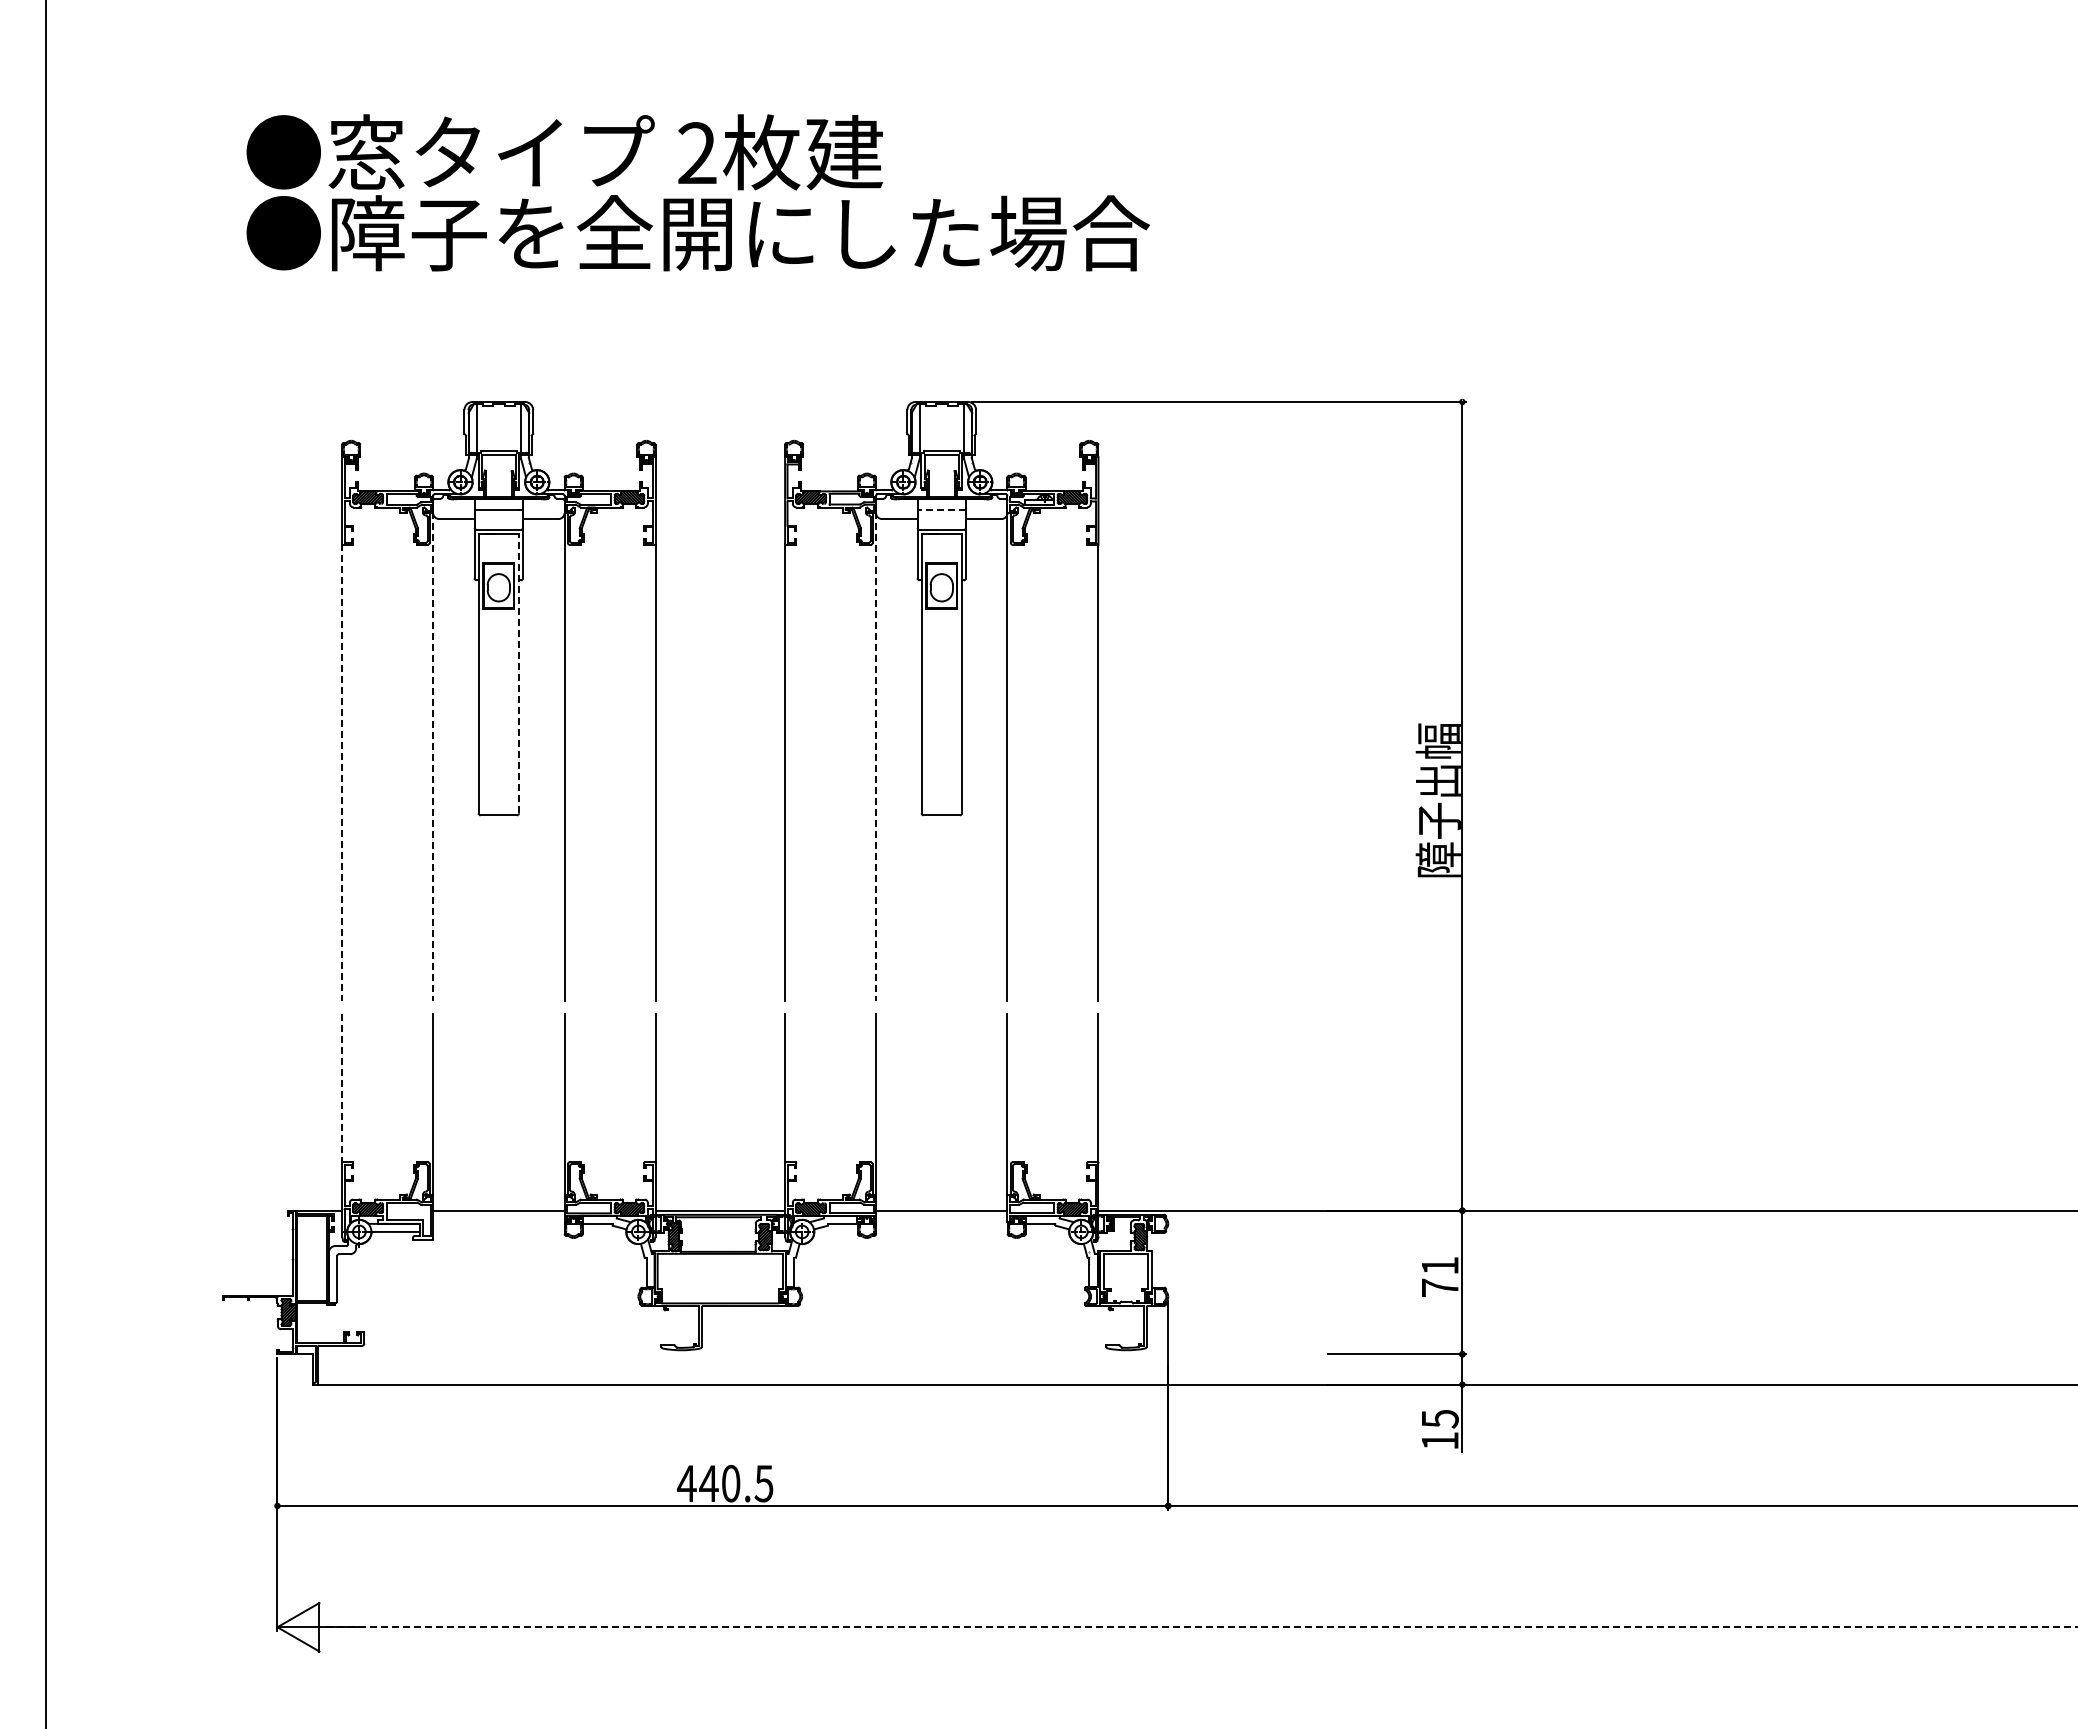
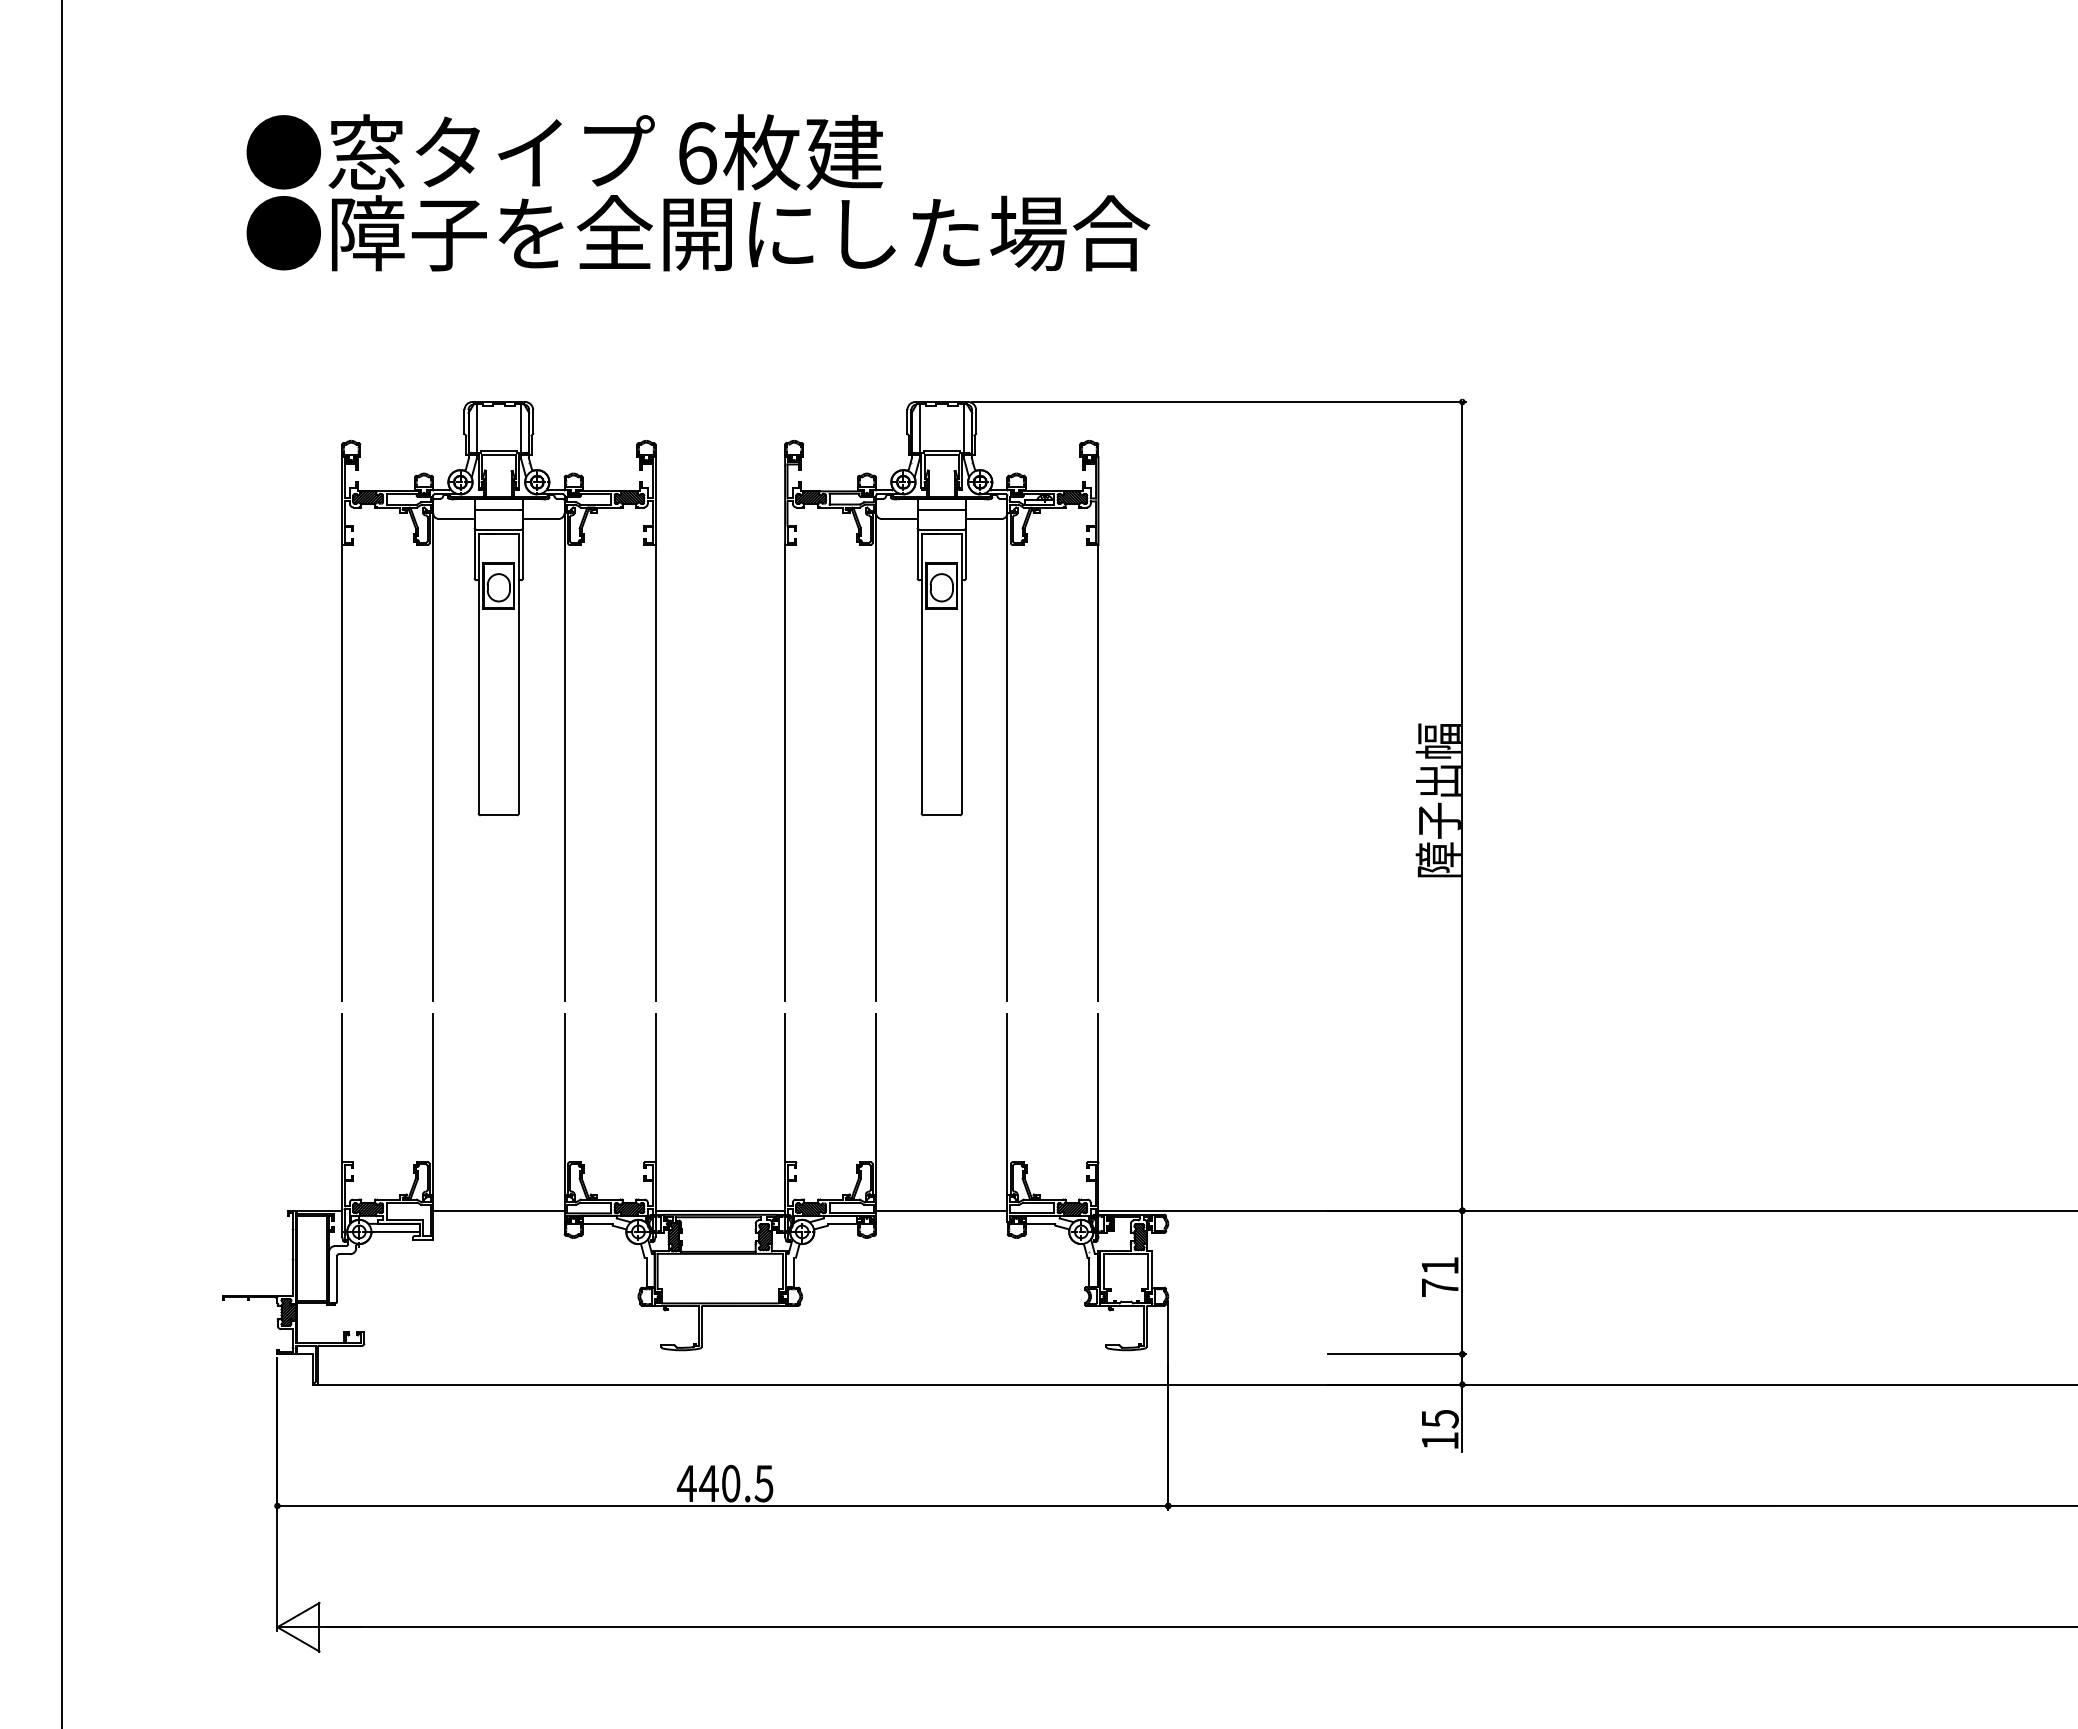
text: 2 -> 6 (697, 153)
line: dashed -> solid (941, 509)
line: dashed -> solid (519, 673)
line: dashed -> solid (433, 756)
line: dashed -> solid (876, 756)
line: dashed -> solid (342, 772)
line position: (46, 863) -> (62, 863) (62, 863)
line: dashed -> solid (342, 1088)
line: dashed -> solid (1201, 1627)
